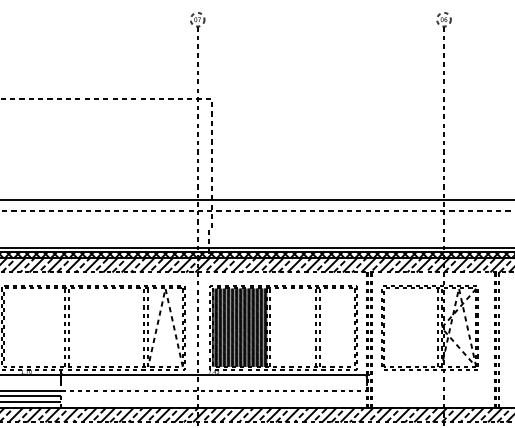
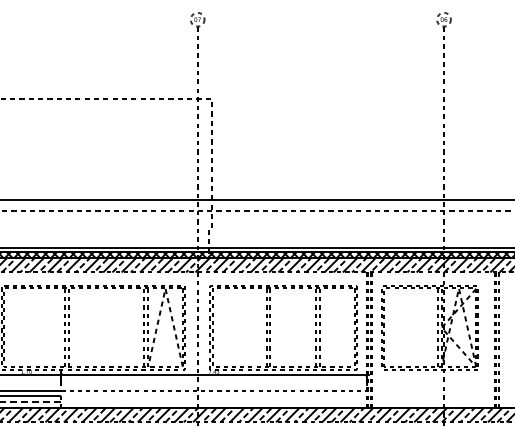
hatch: present -> none (239, 327)
line: solid -> dashed (30, 402)
